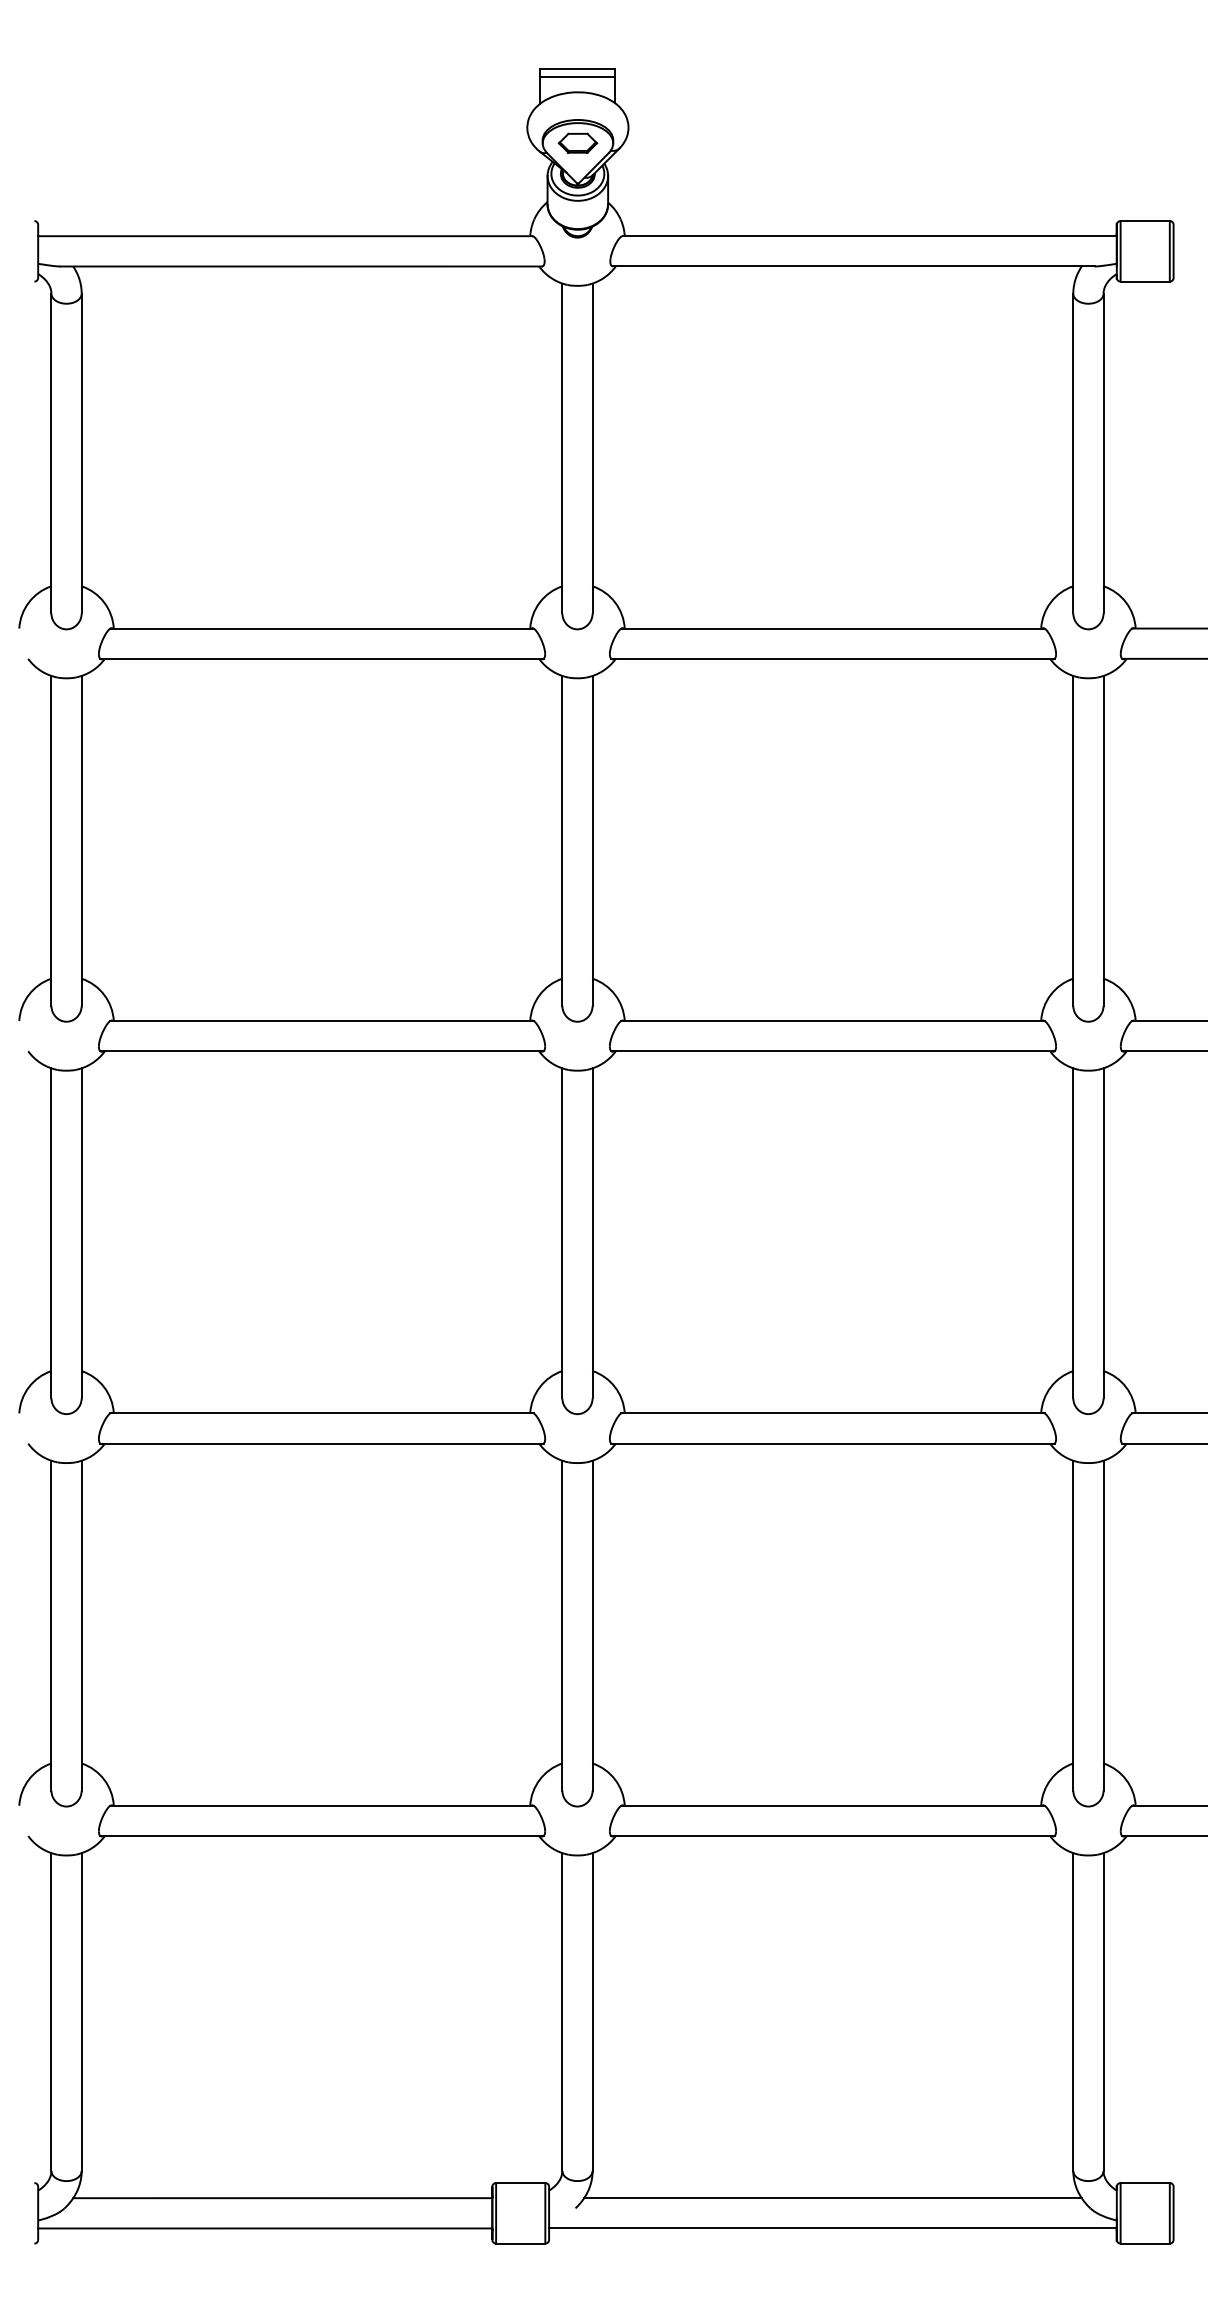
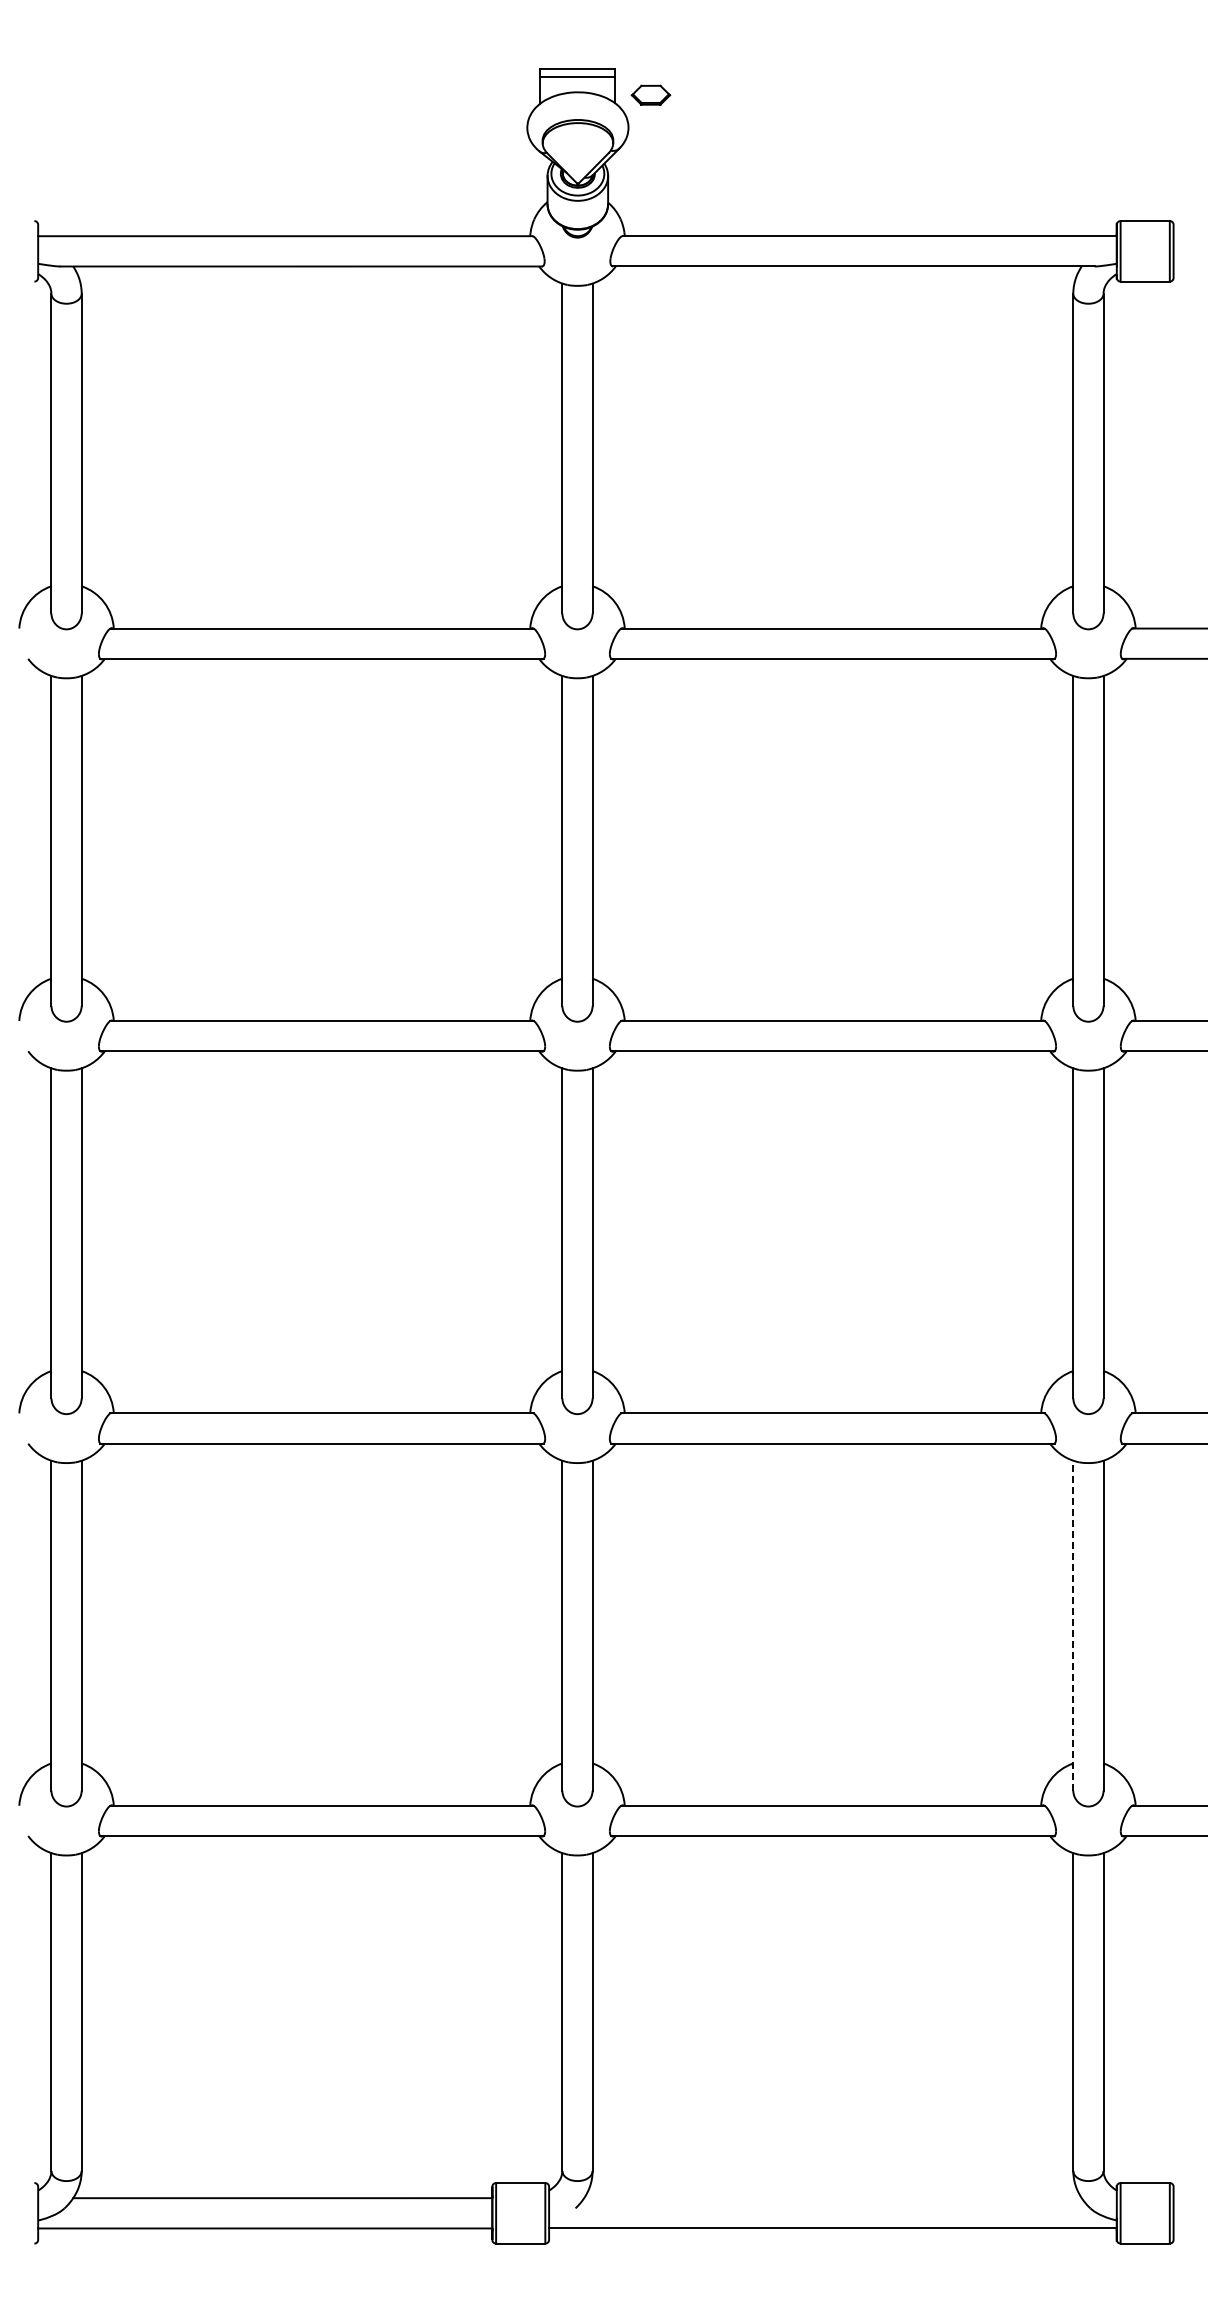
part position: (577, 142) -> (650, 94) (650, 94)
line: solid -> dashed (1073, 1625)
line: present -> none (832, 2198)
